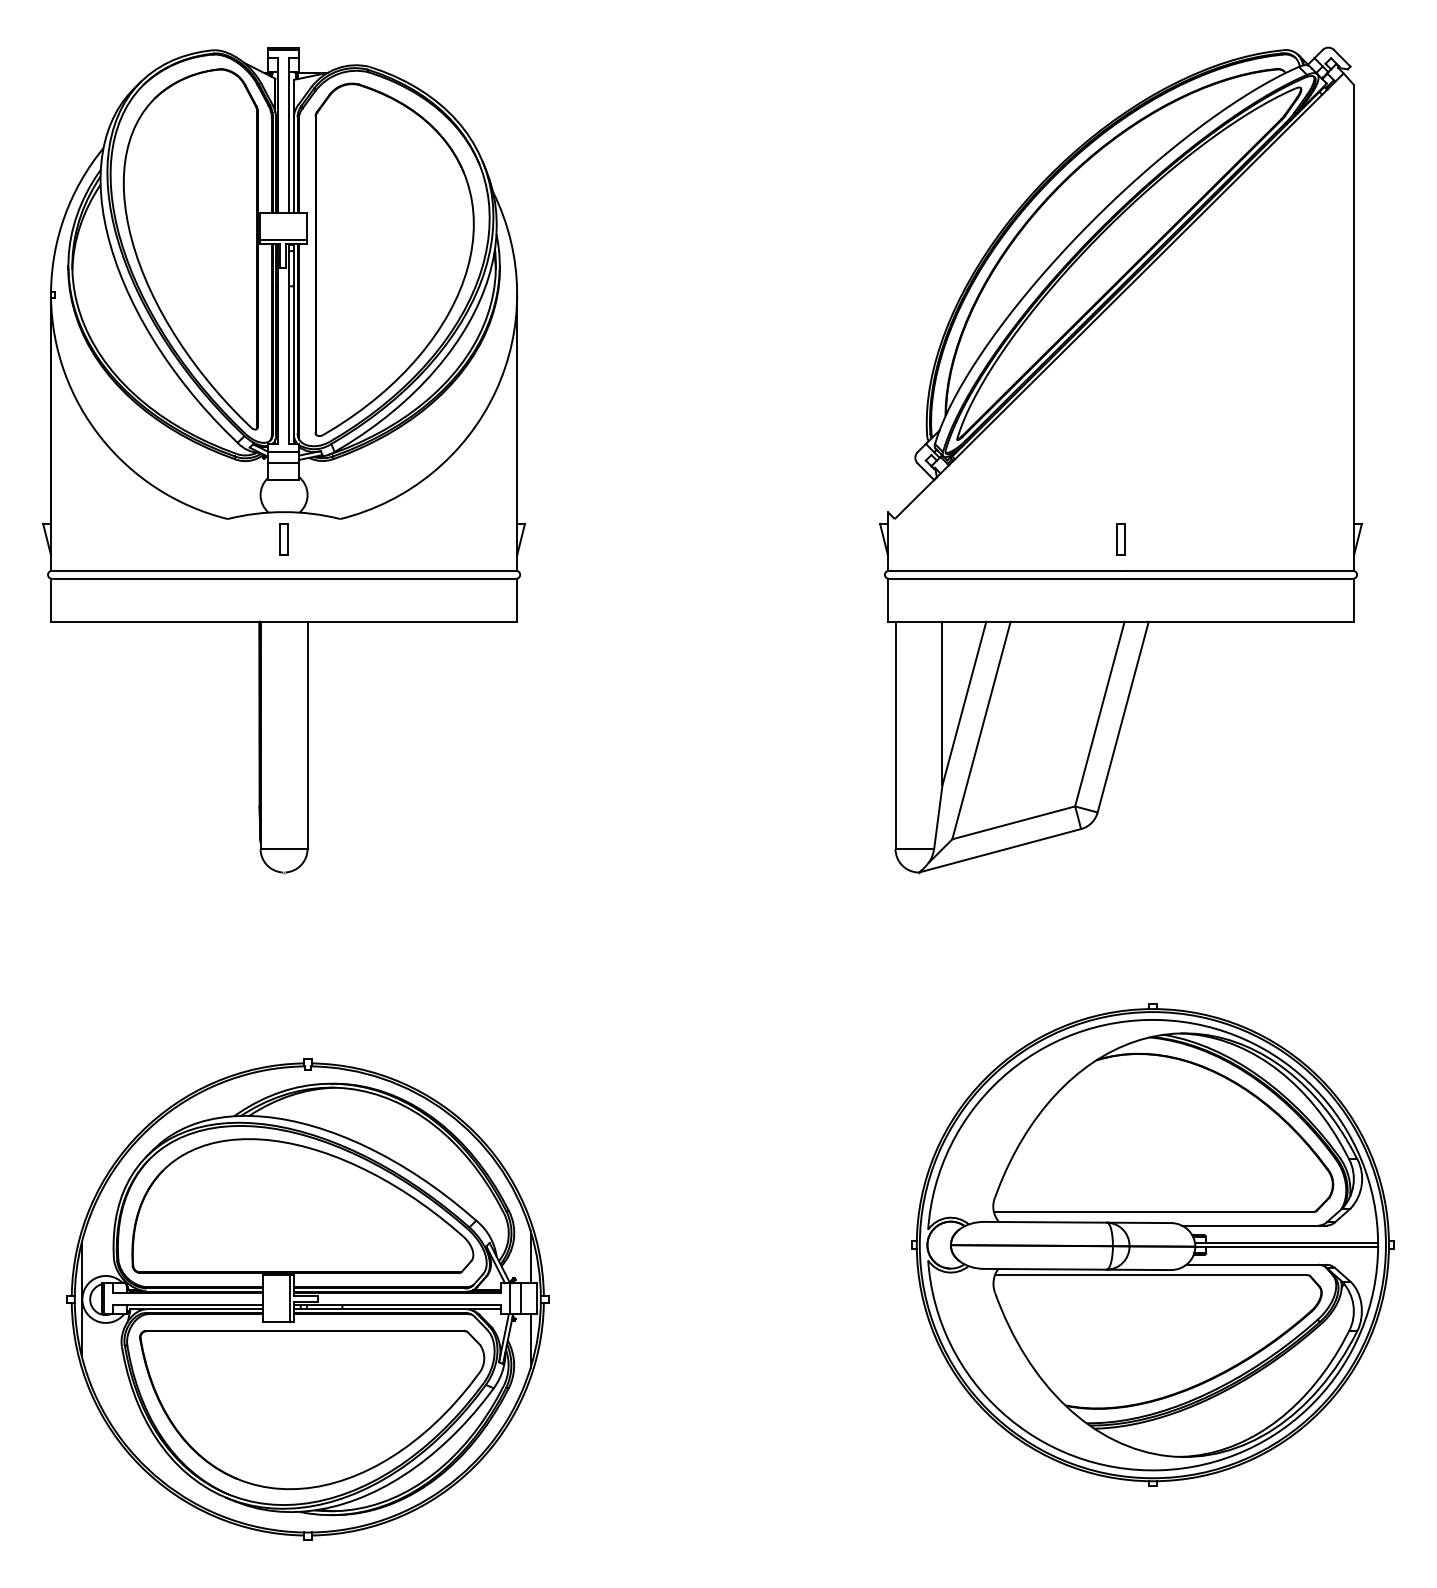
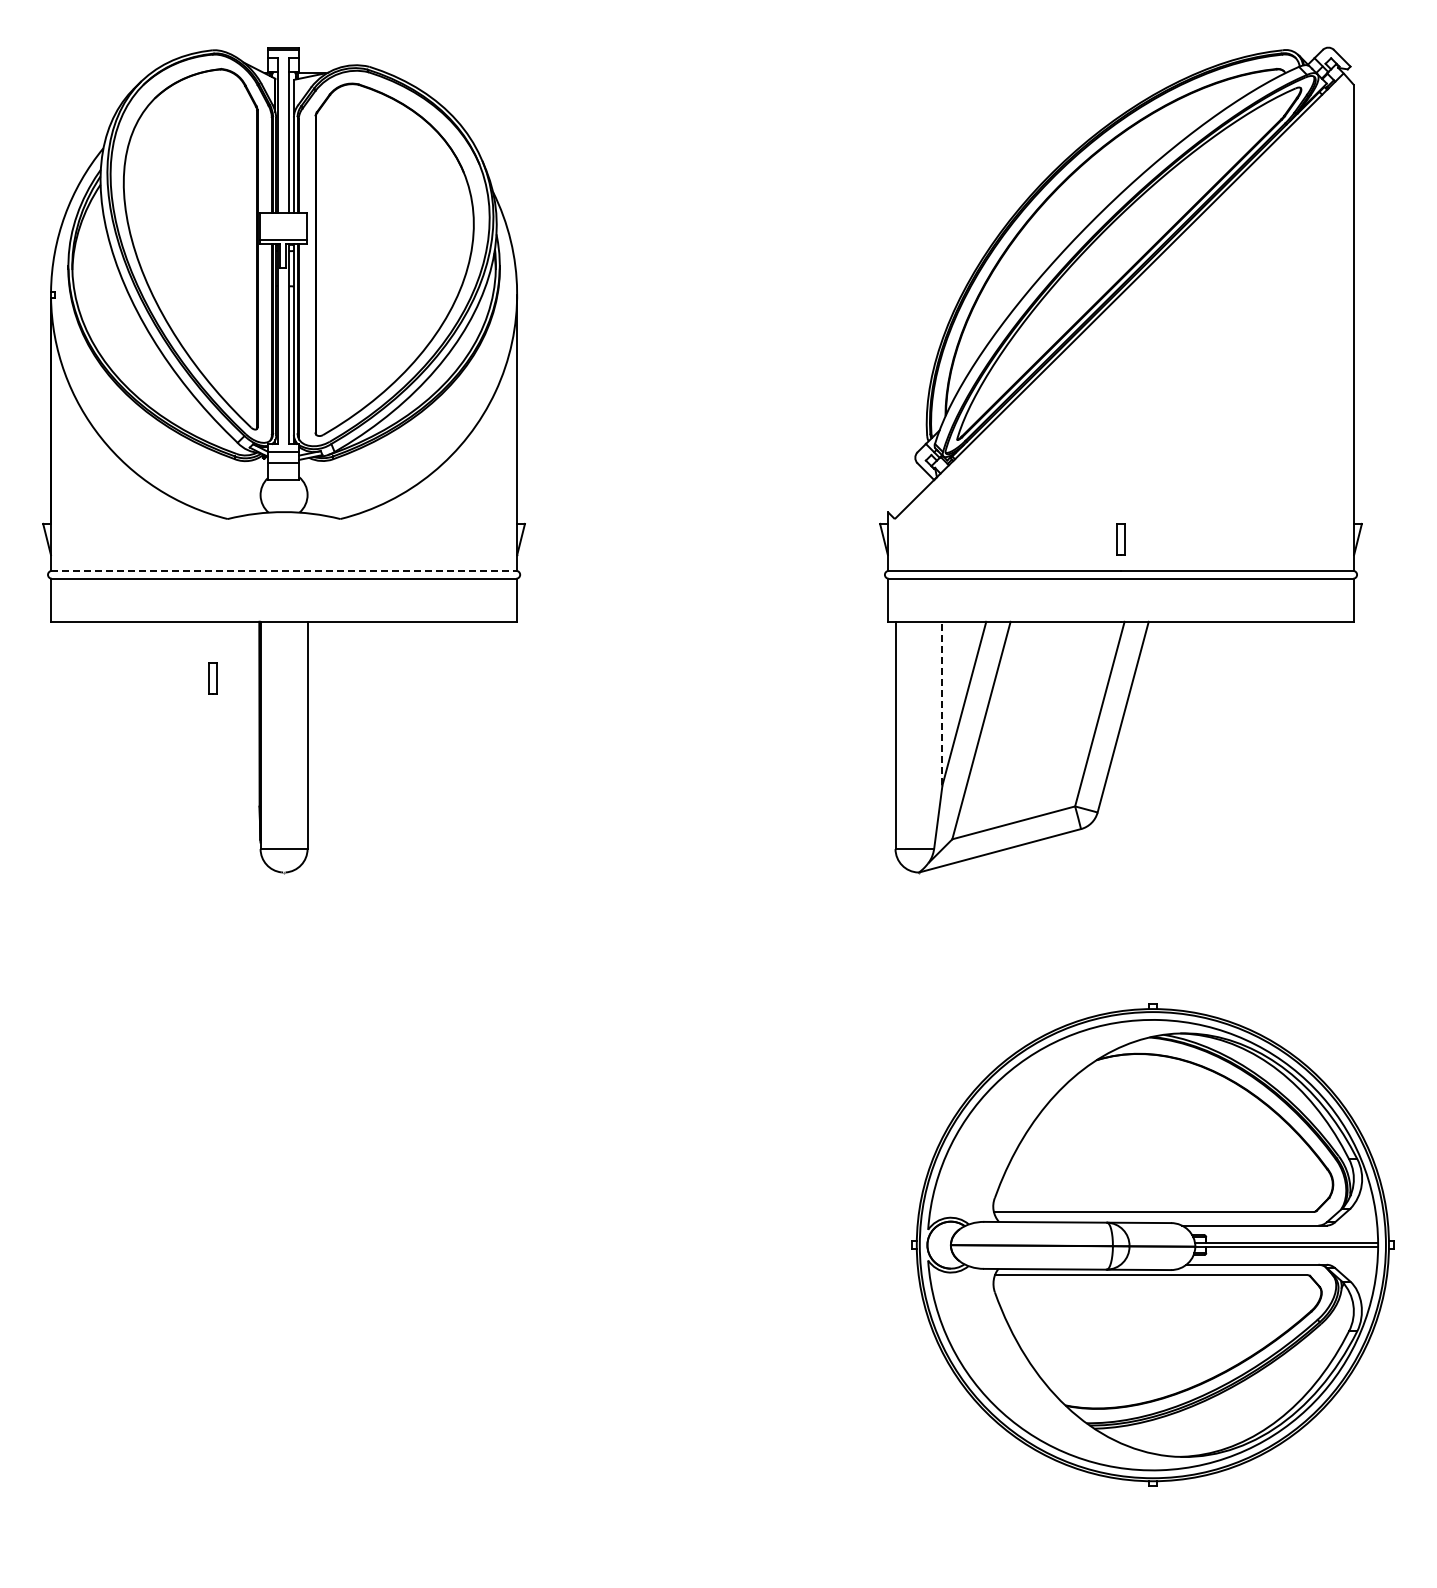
part position: (283, 539) -> (212, 678) (212, 678)
line: solid -> dashed (284, 570)
line: solid -> dashed (942, 703)
part: present -> none (307, 1299)
